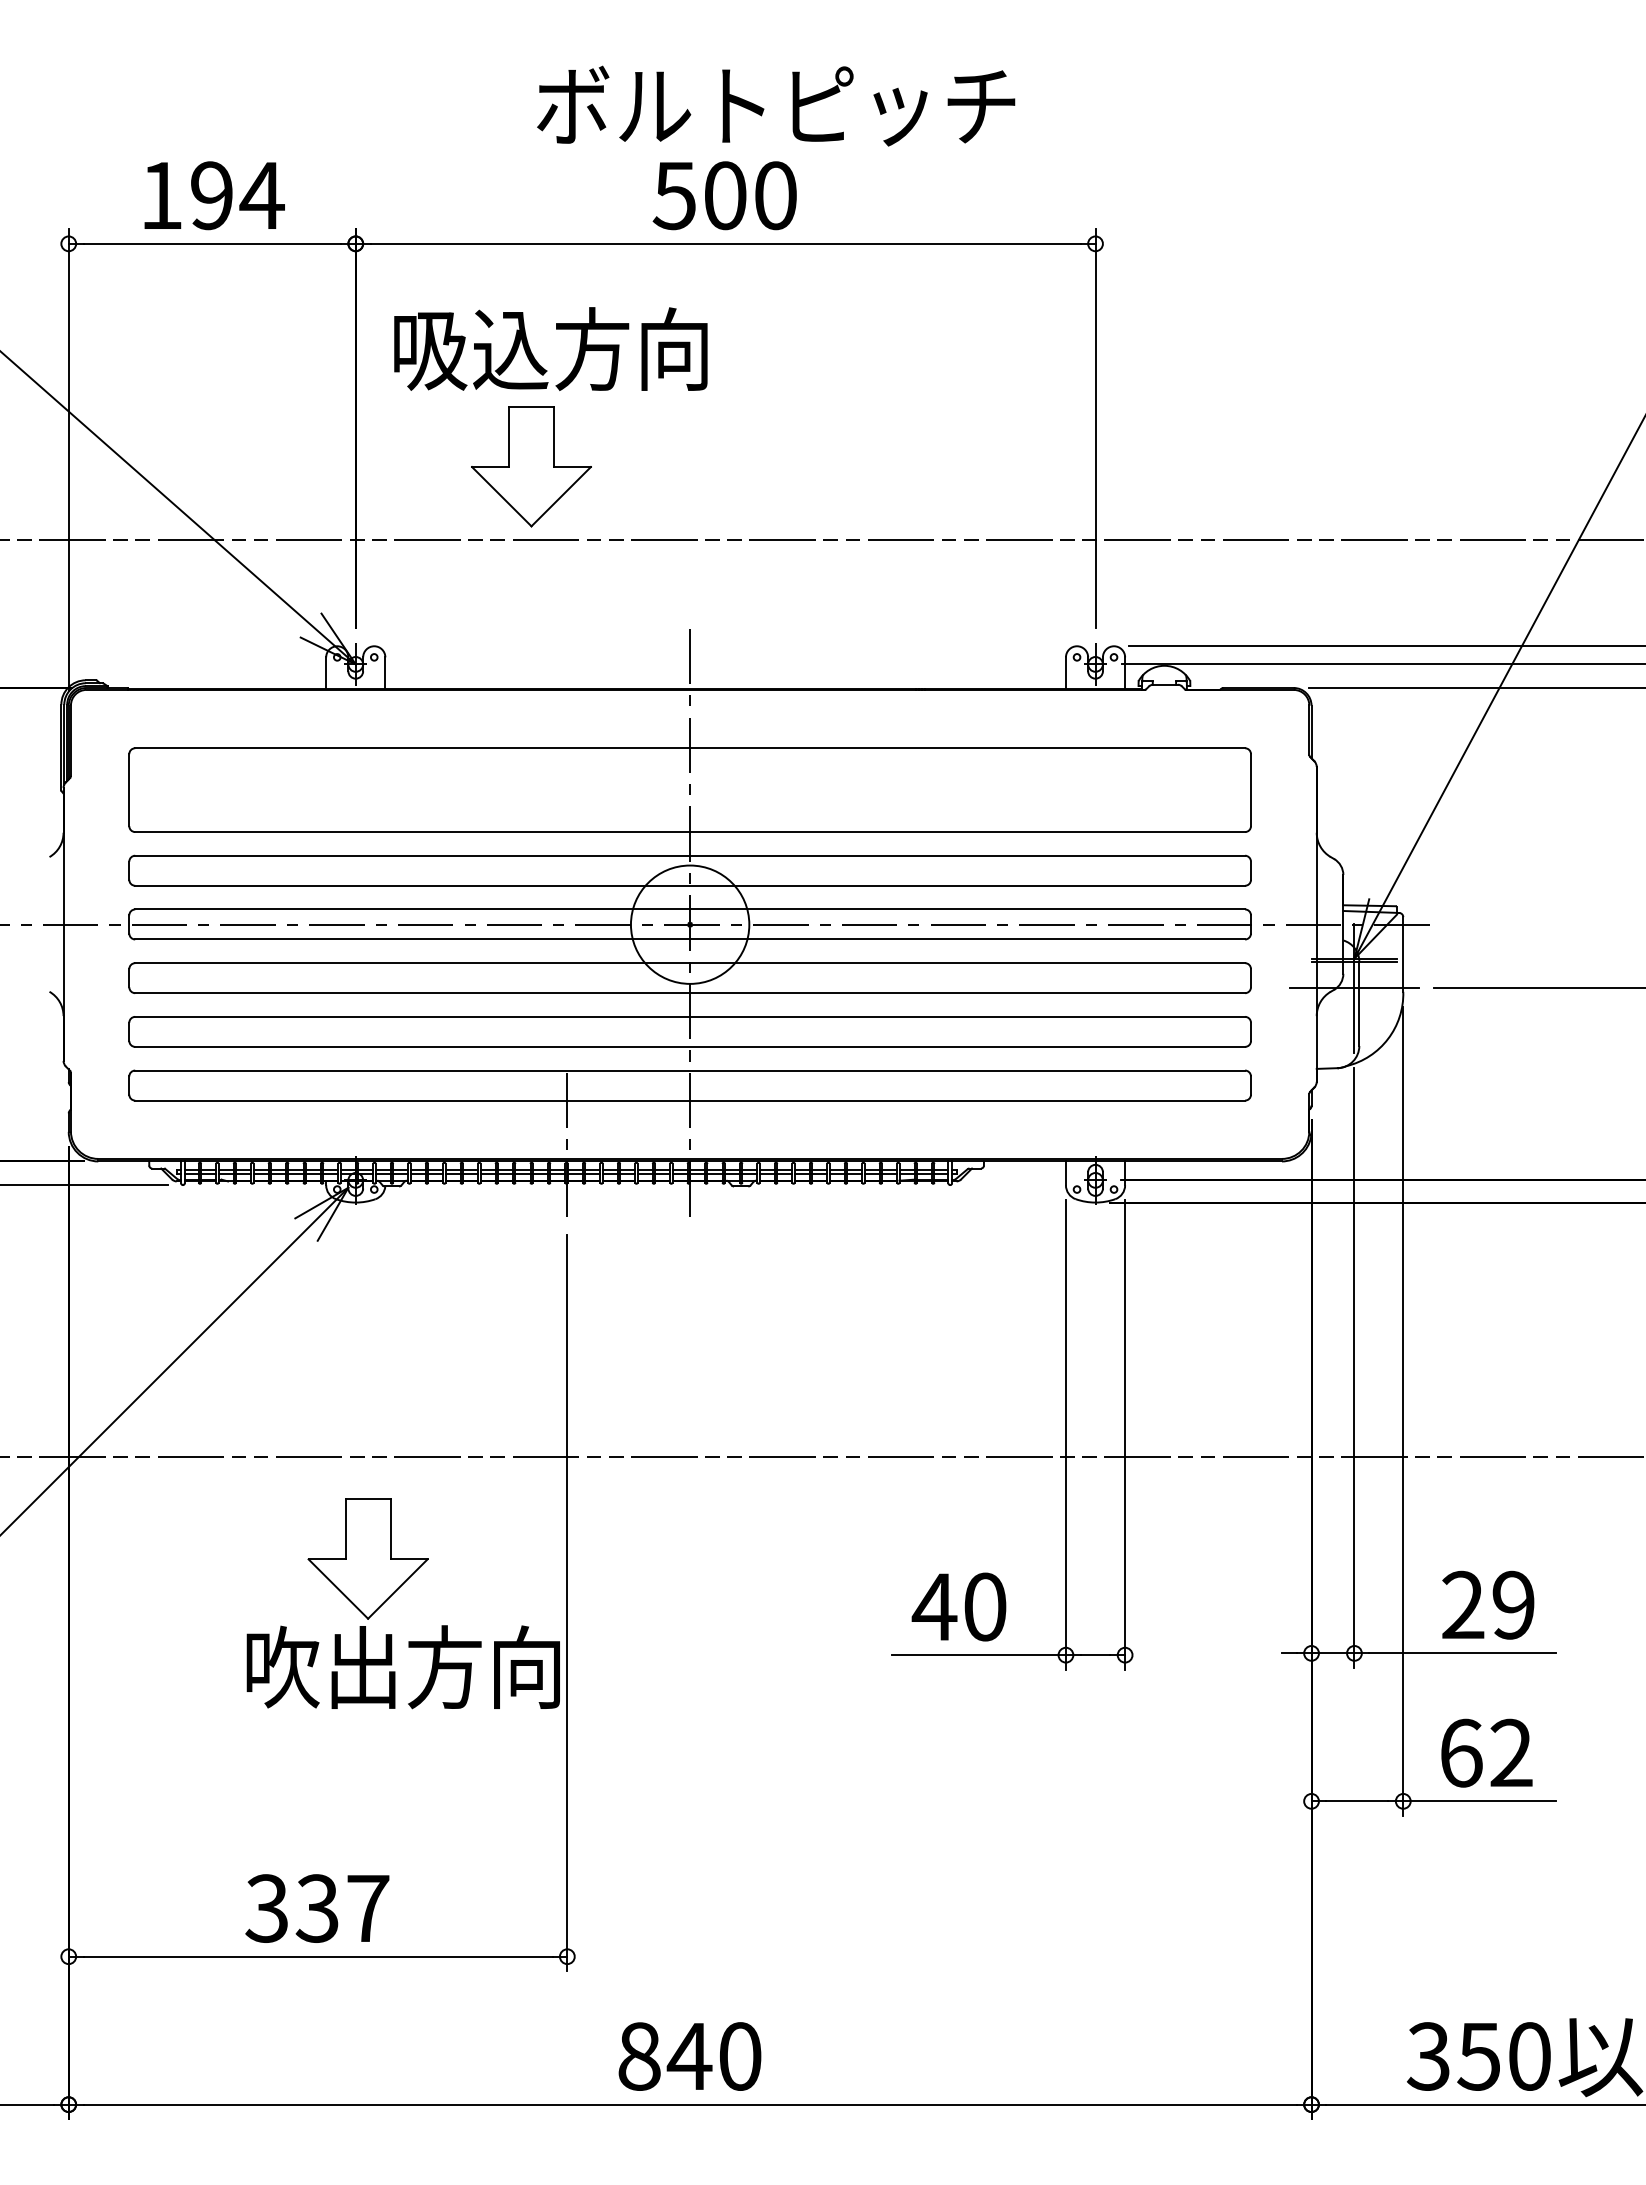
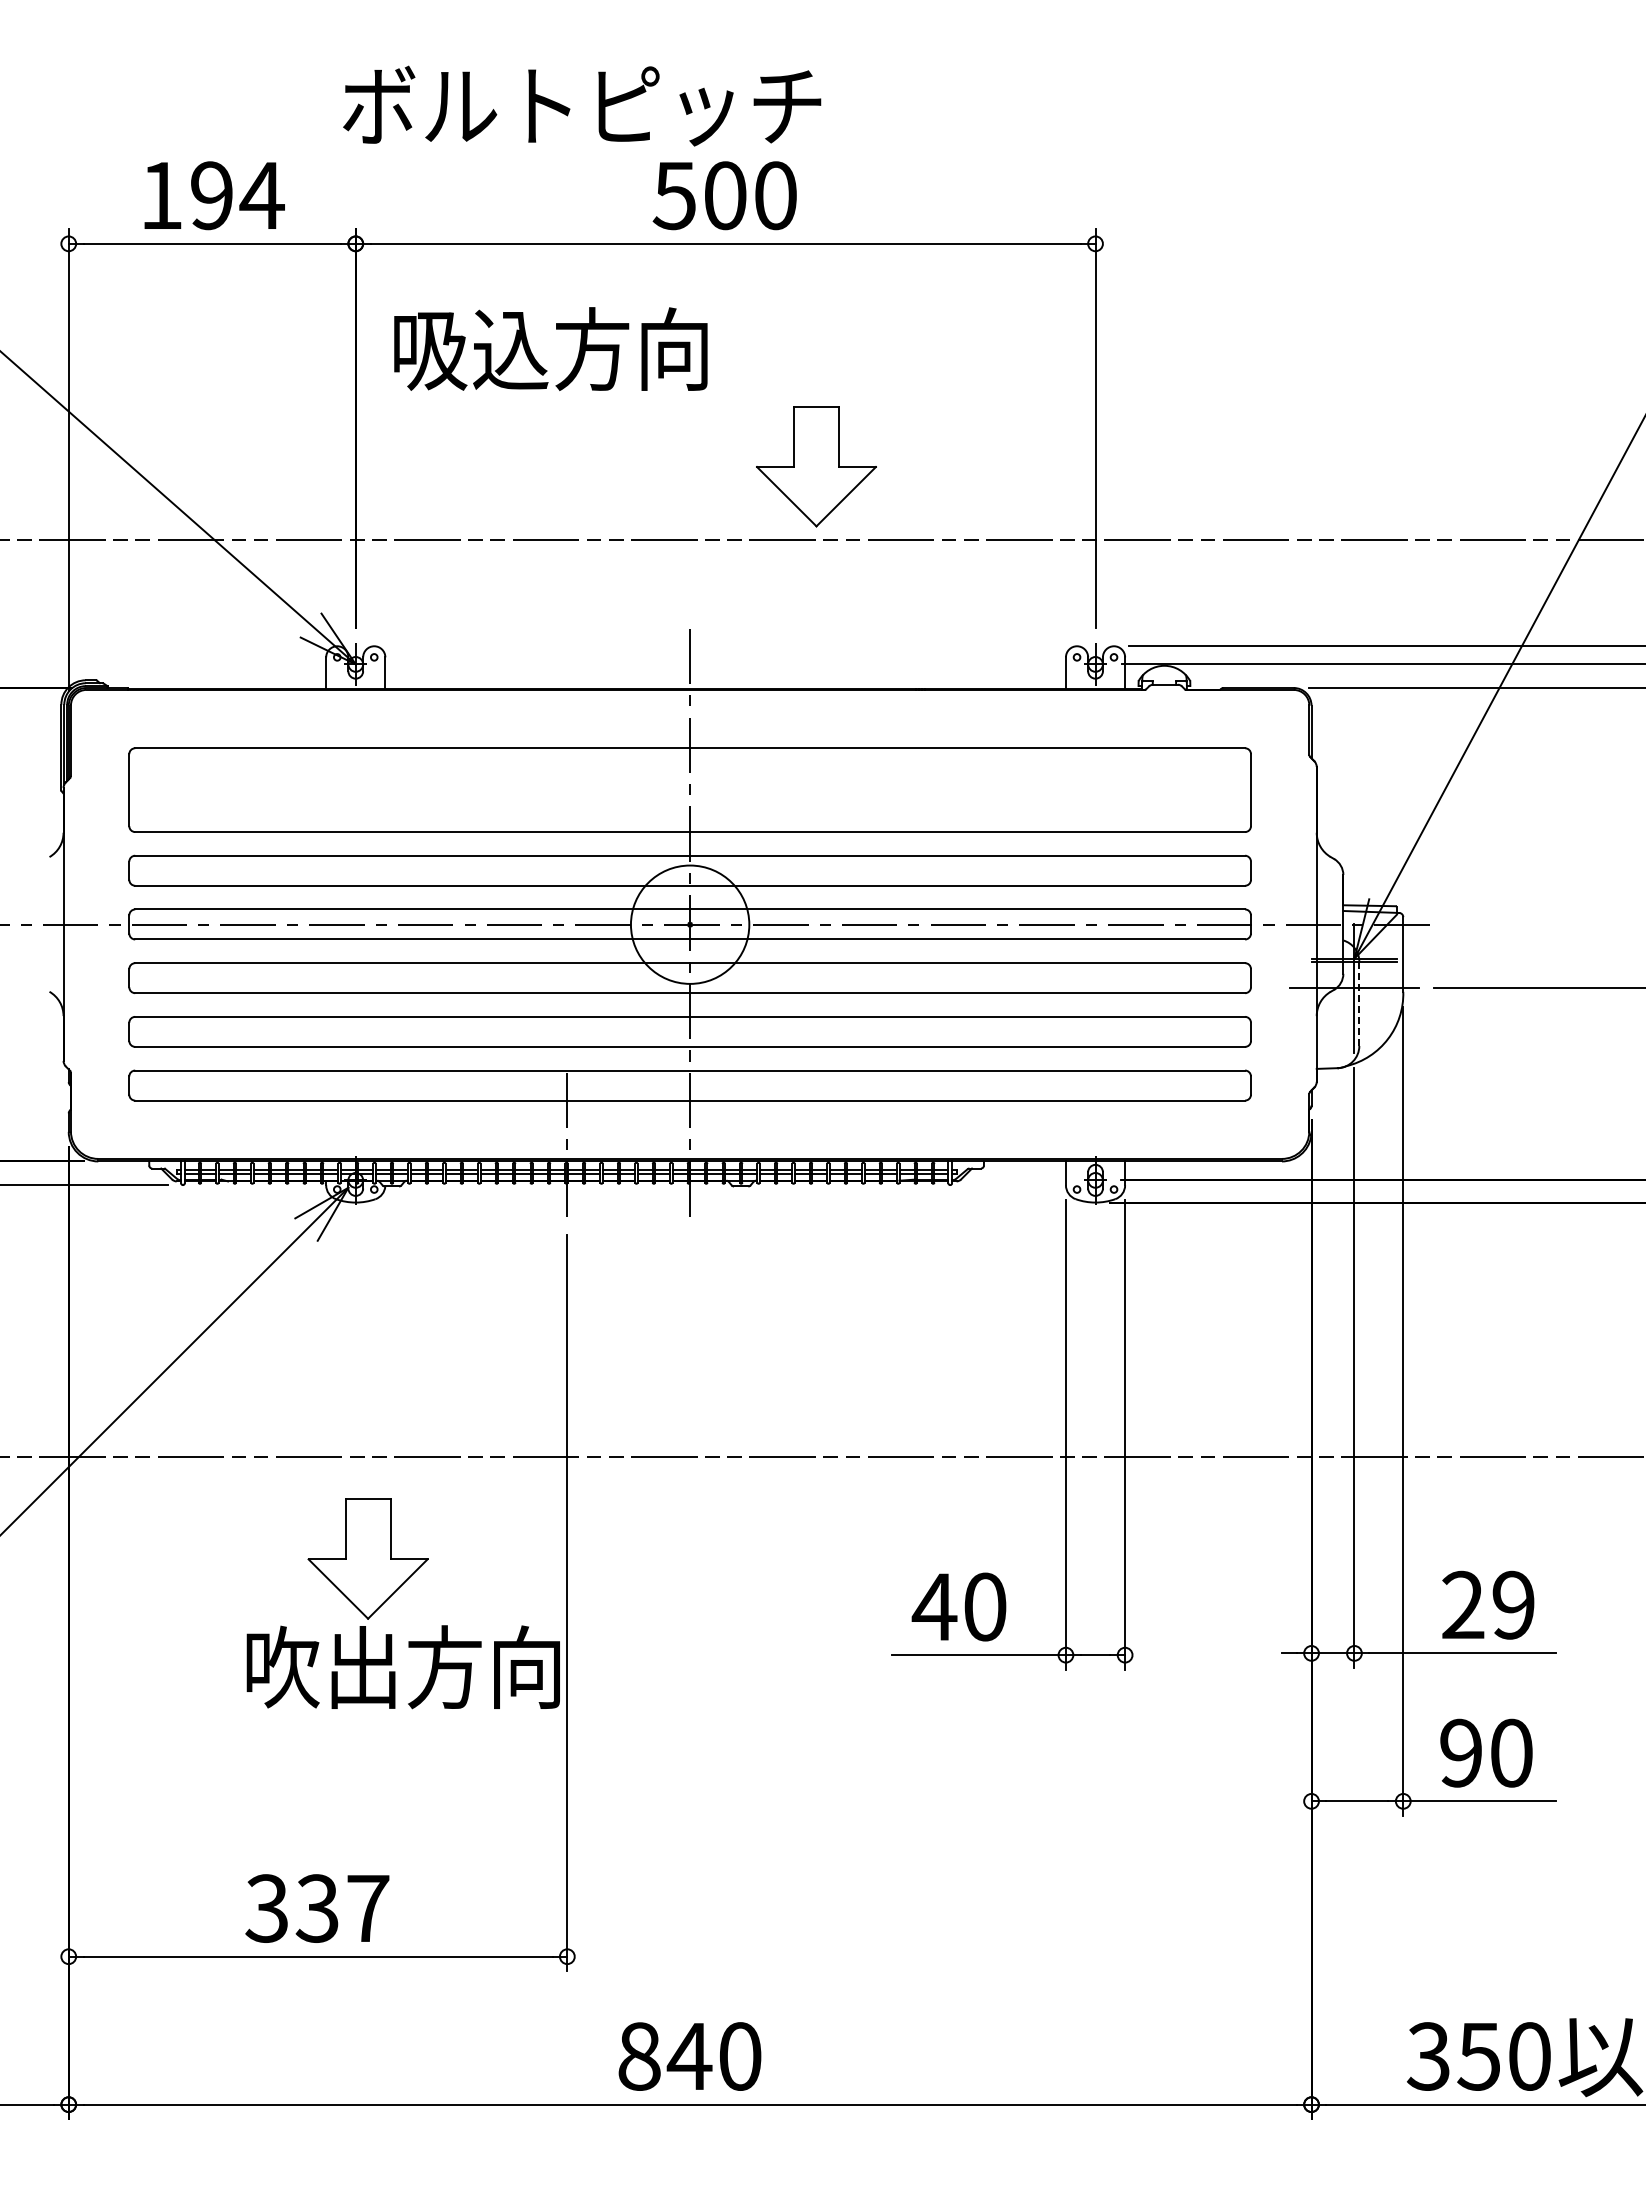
text position: (776, 105) -> (582, 105) (582, 105)
part position: (531, 466) -> (816, 466) (816, 466)
line: solid -> dashed (1359, 1003)
text: 62 -> 90 (1486, 1752)
